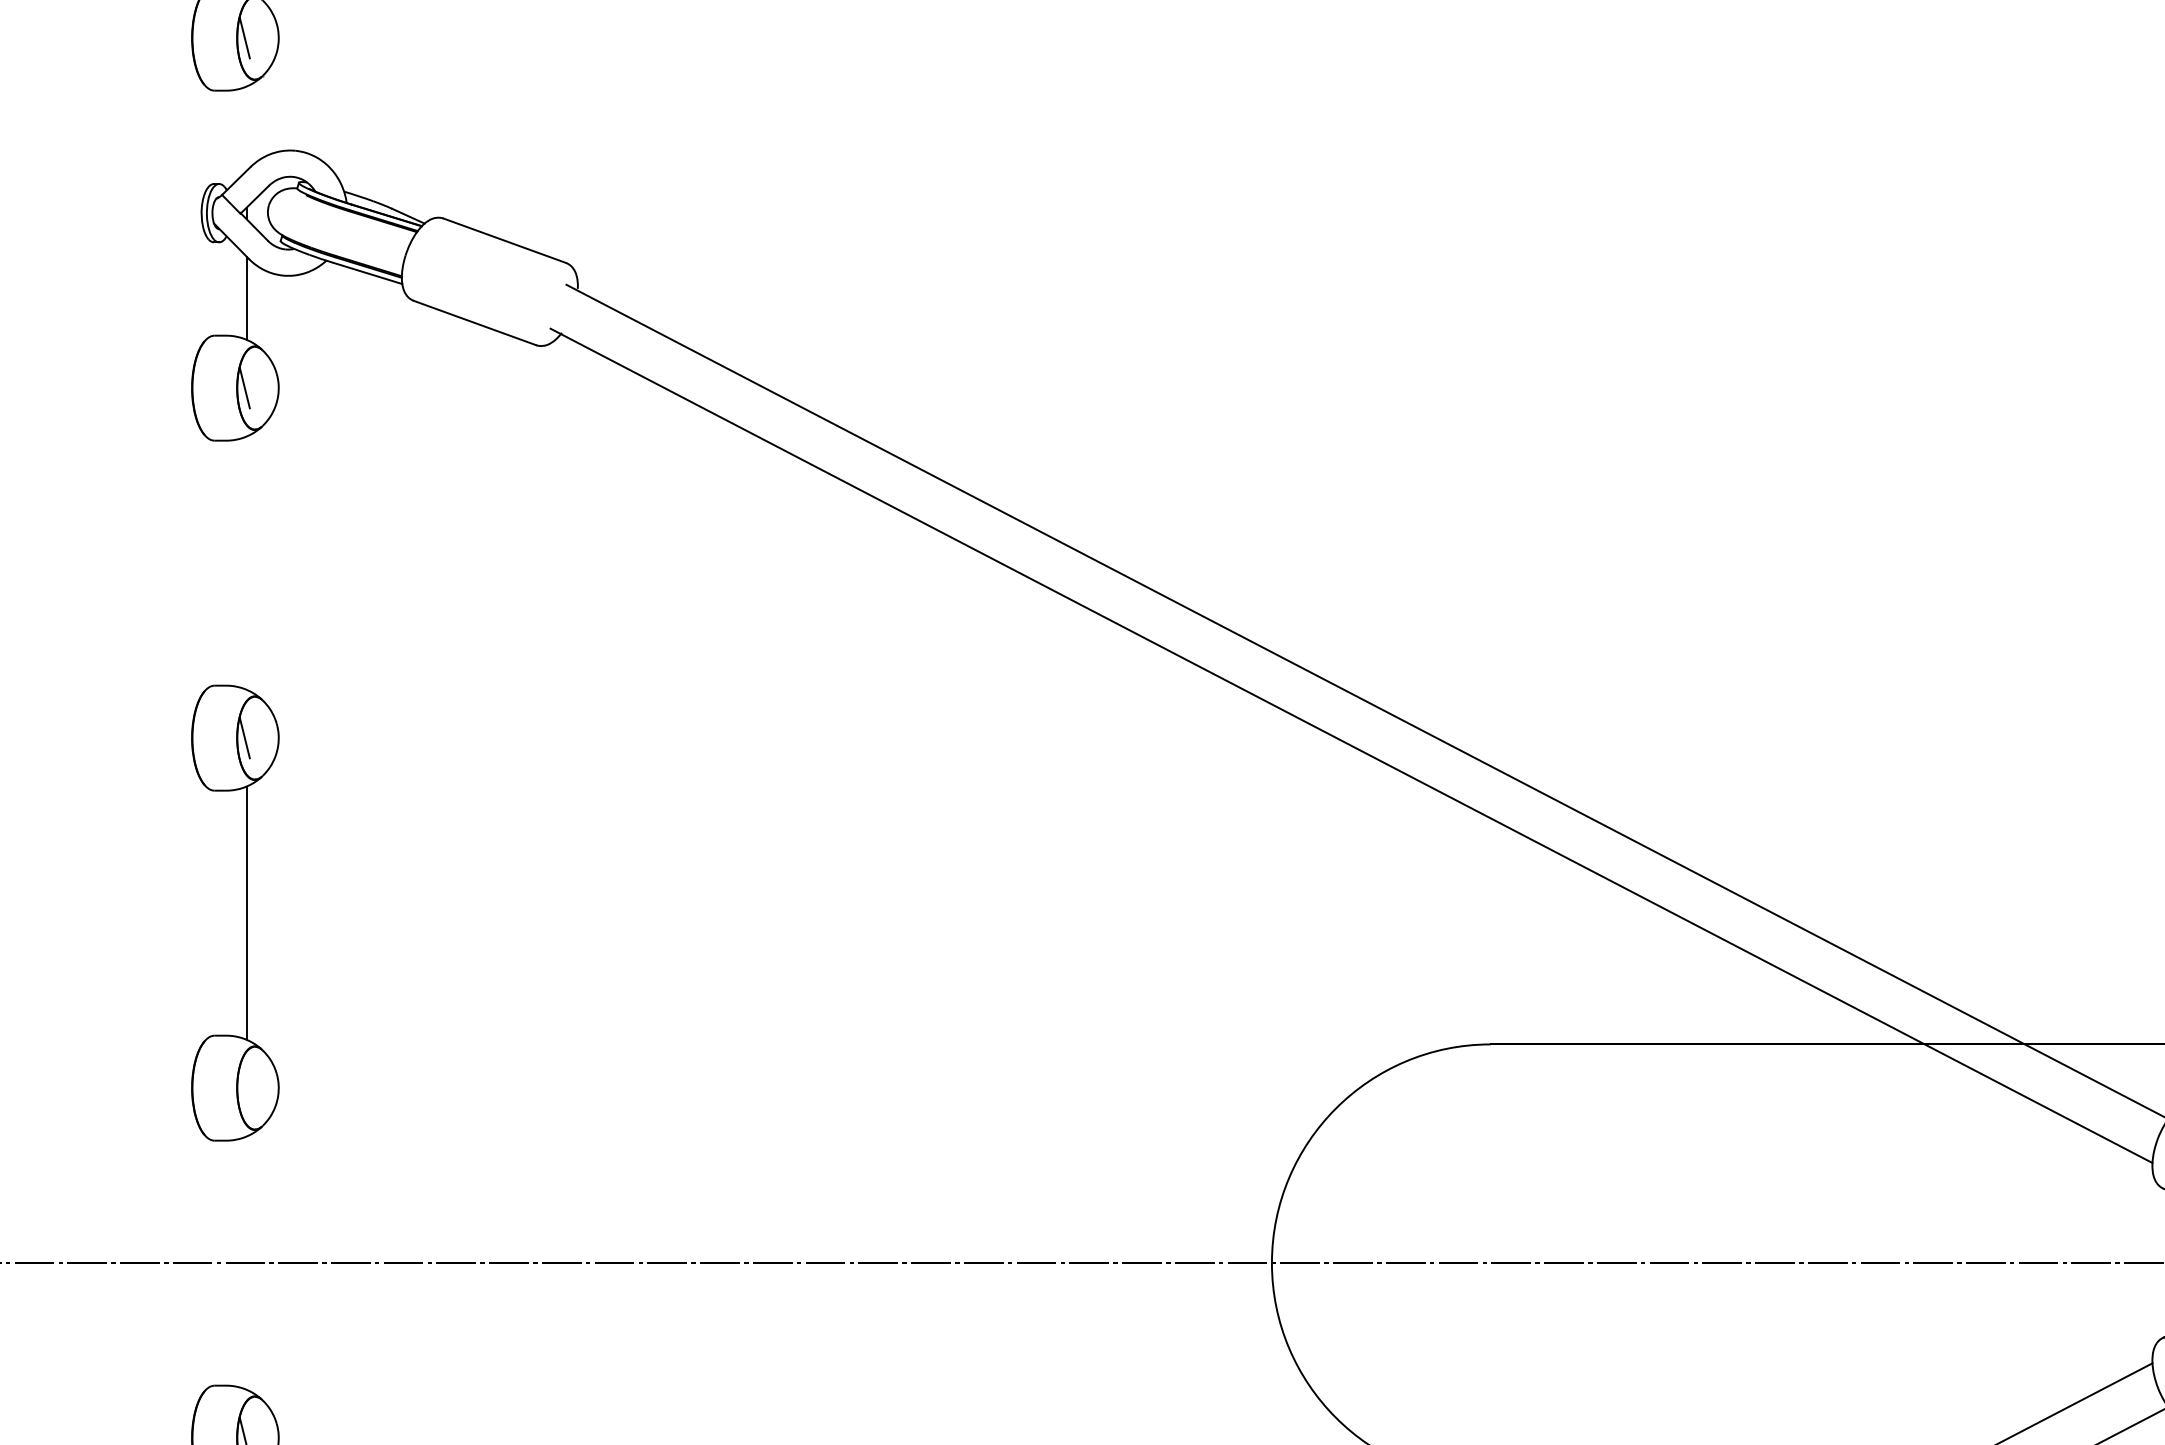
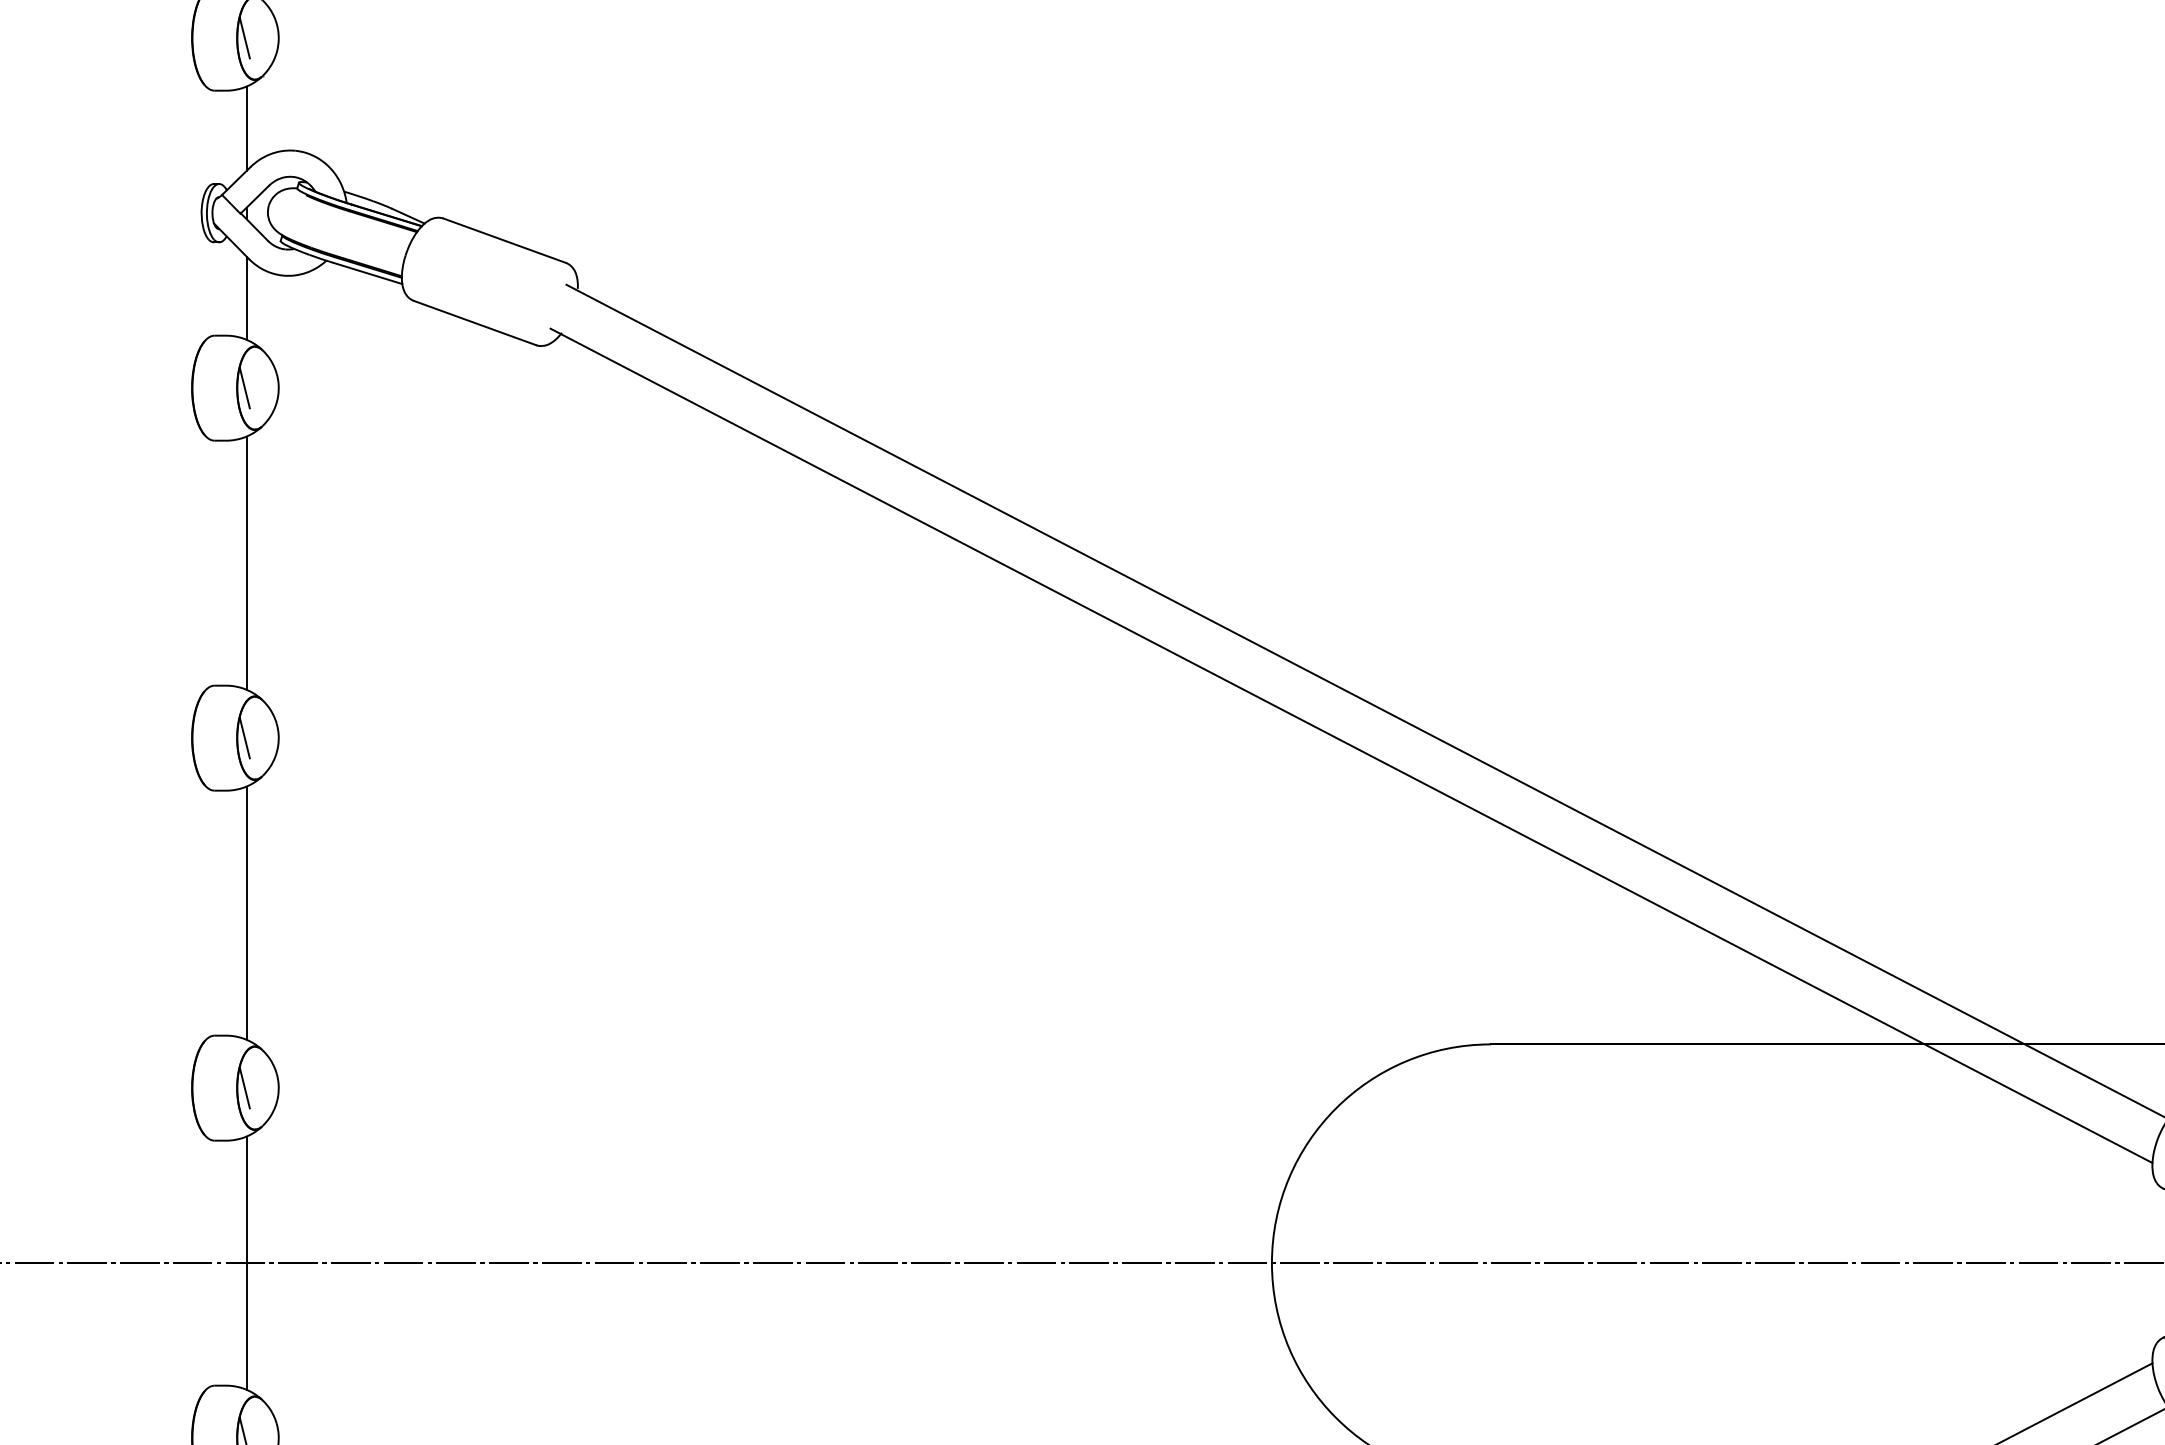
line: none -> present (246, 128)
line: none -> present (246, 562)
line: none -> present (244, 1088)
line: none -> present (246, 1262)
